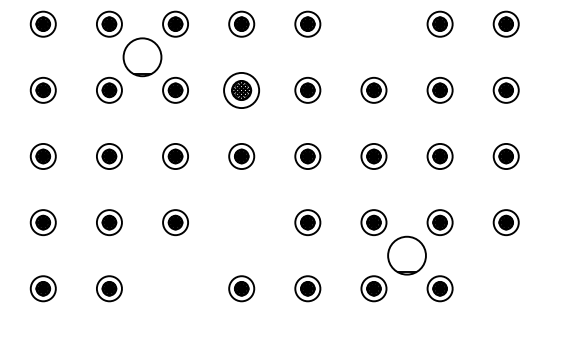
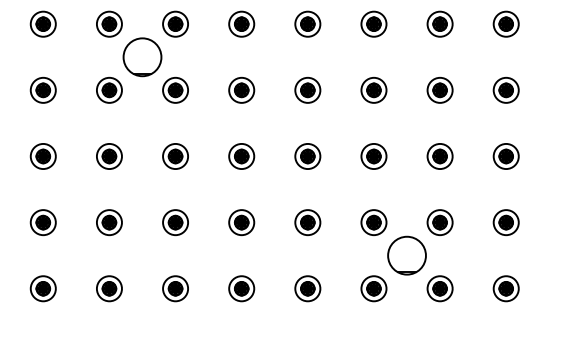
part: none -> present (373, 23)
part size: 37x37 px -> 28x28 px (241, 89)
part: none -> present (241, 222)
part: none -> present (175, 288)
part: none -> present (505, 288)
